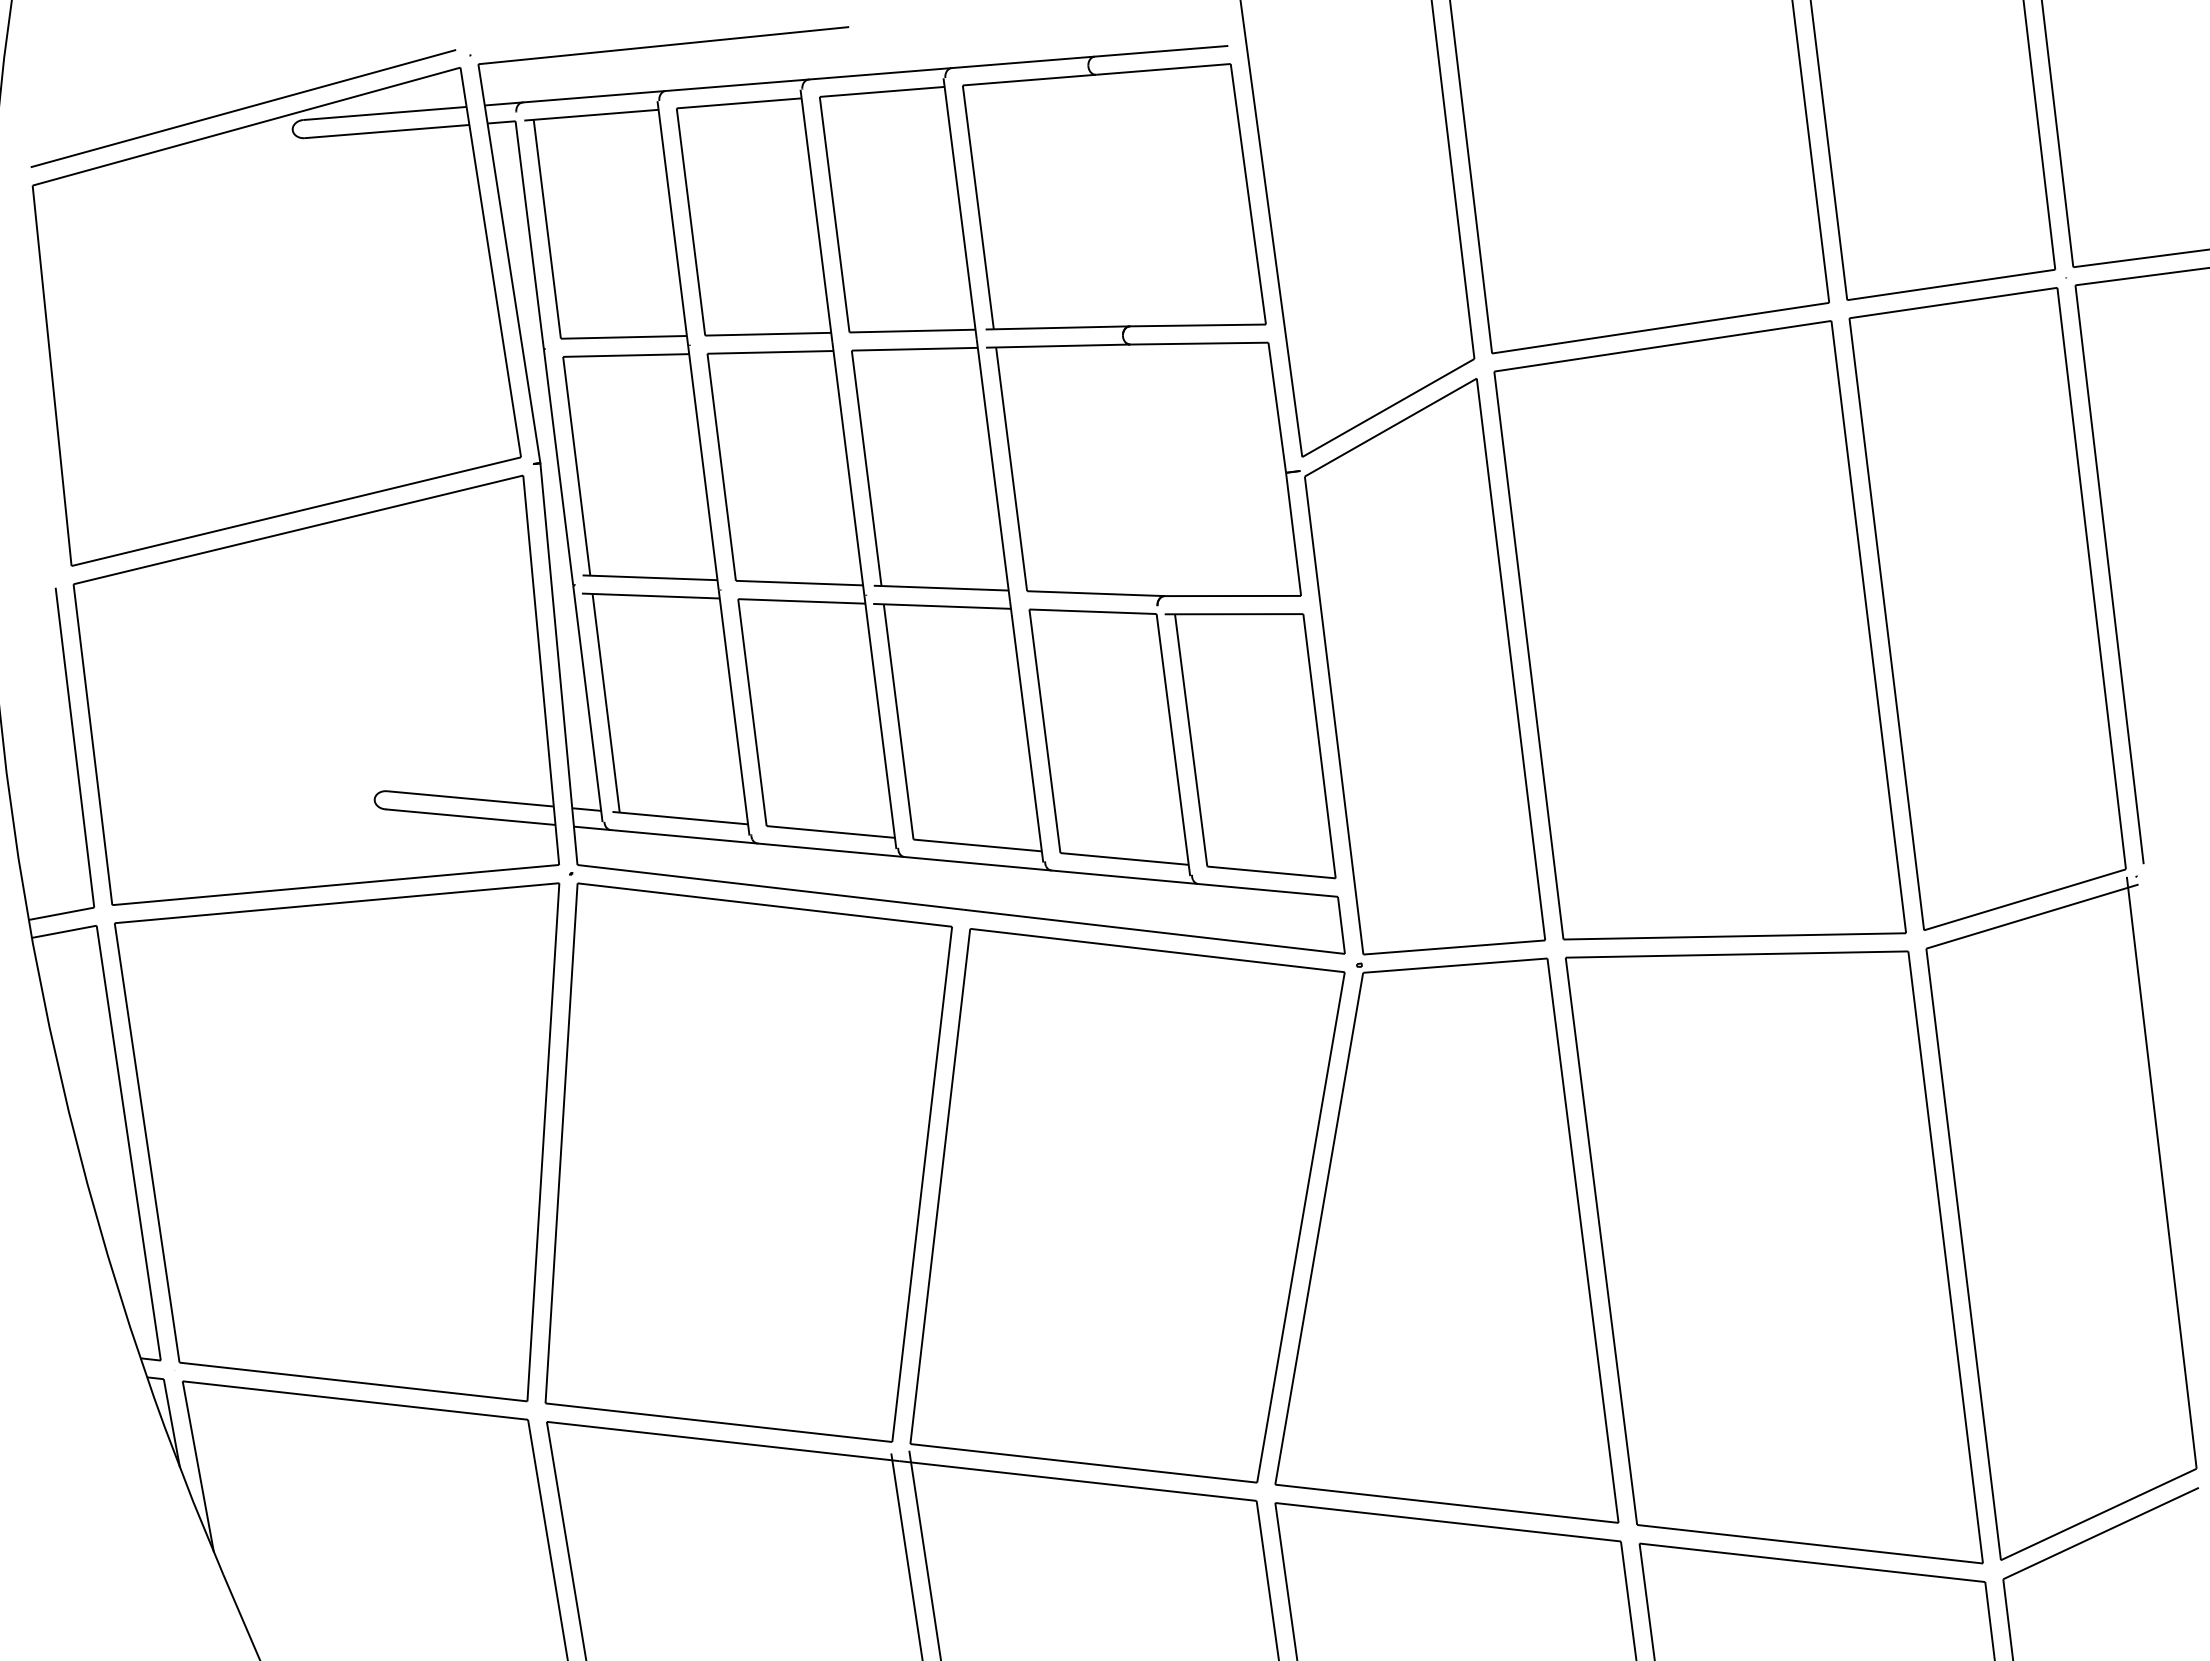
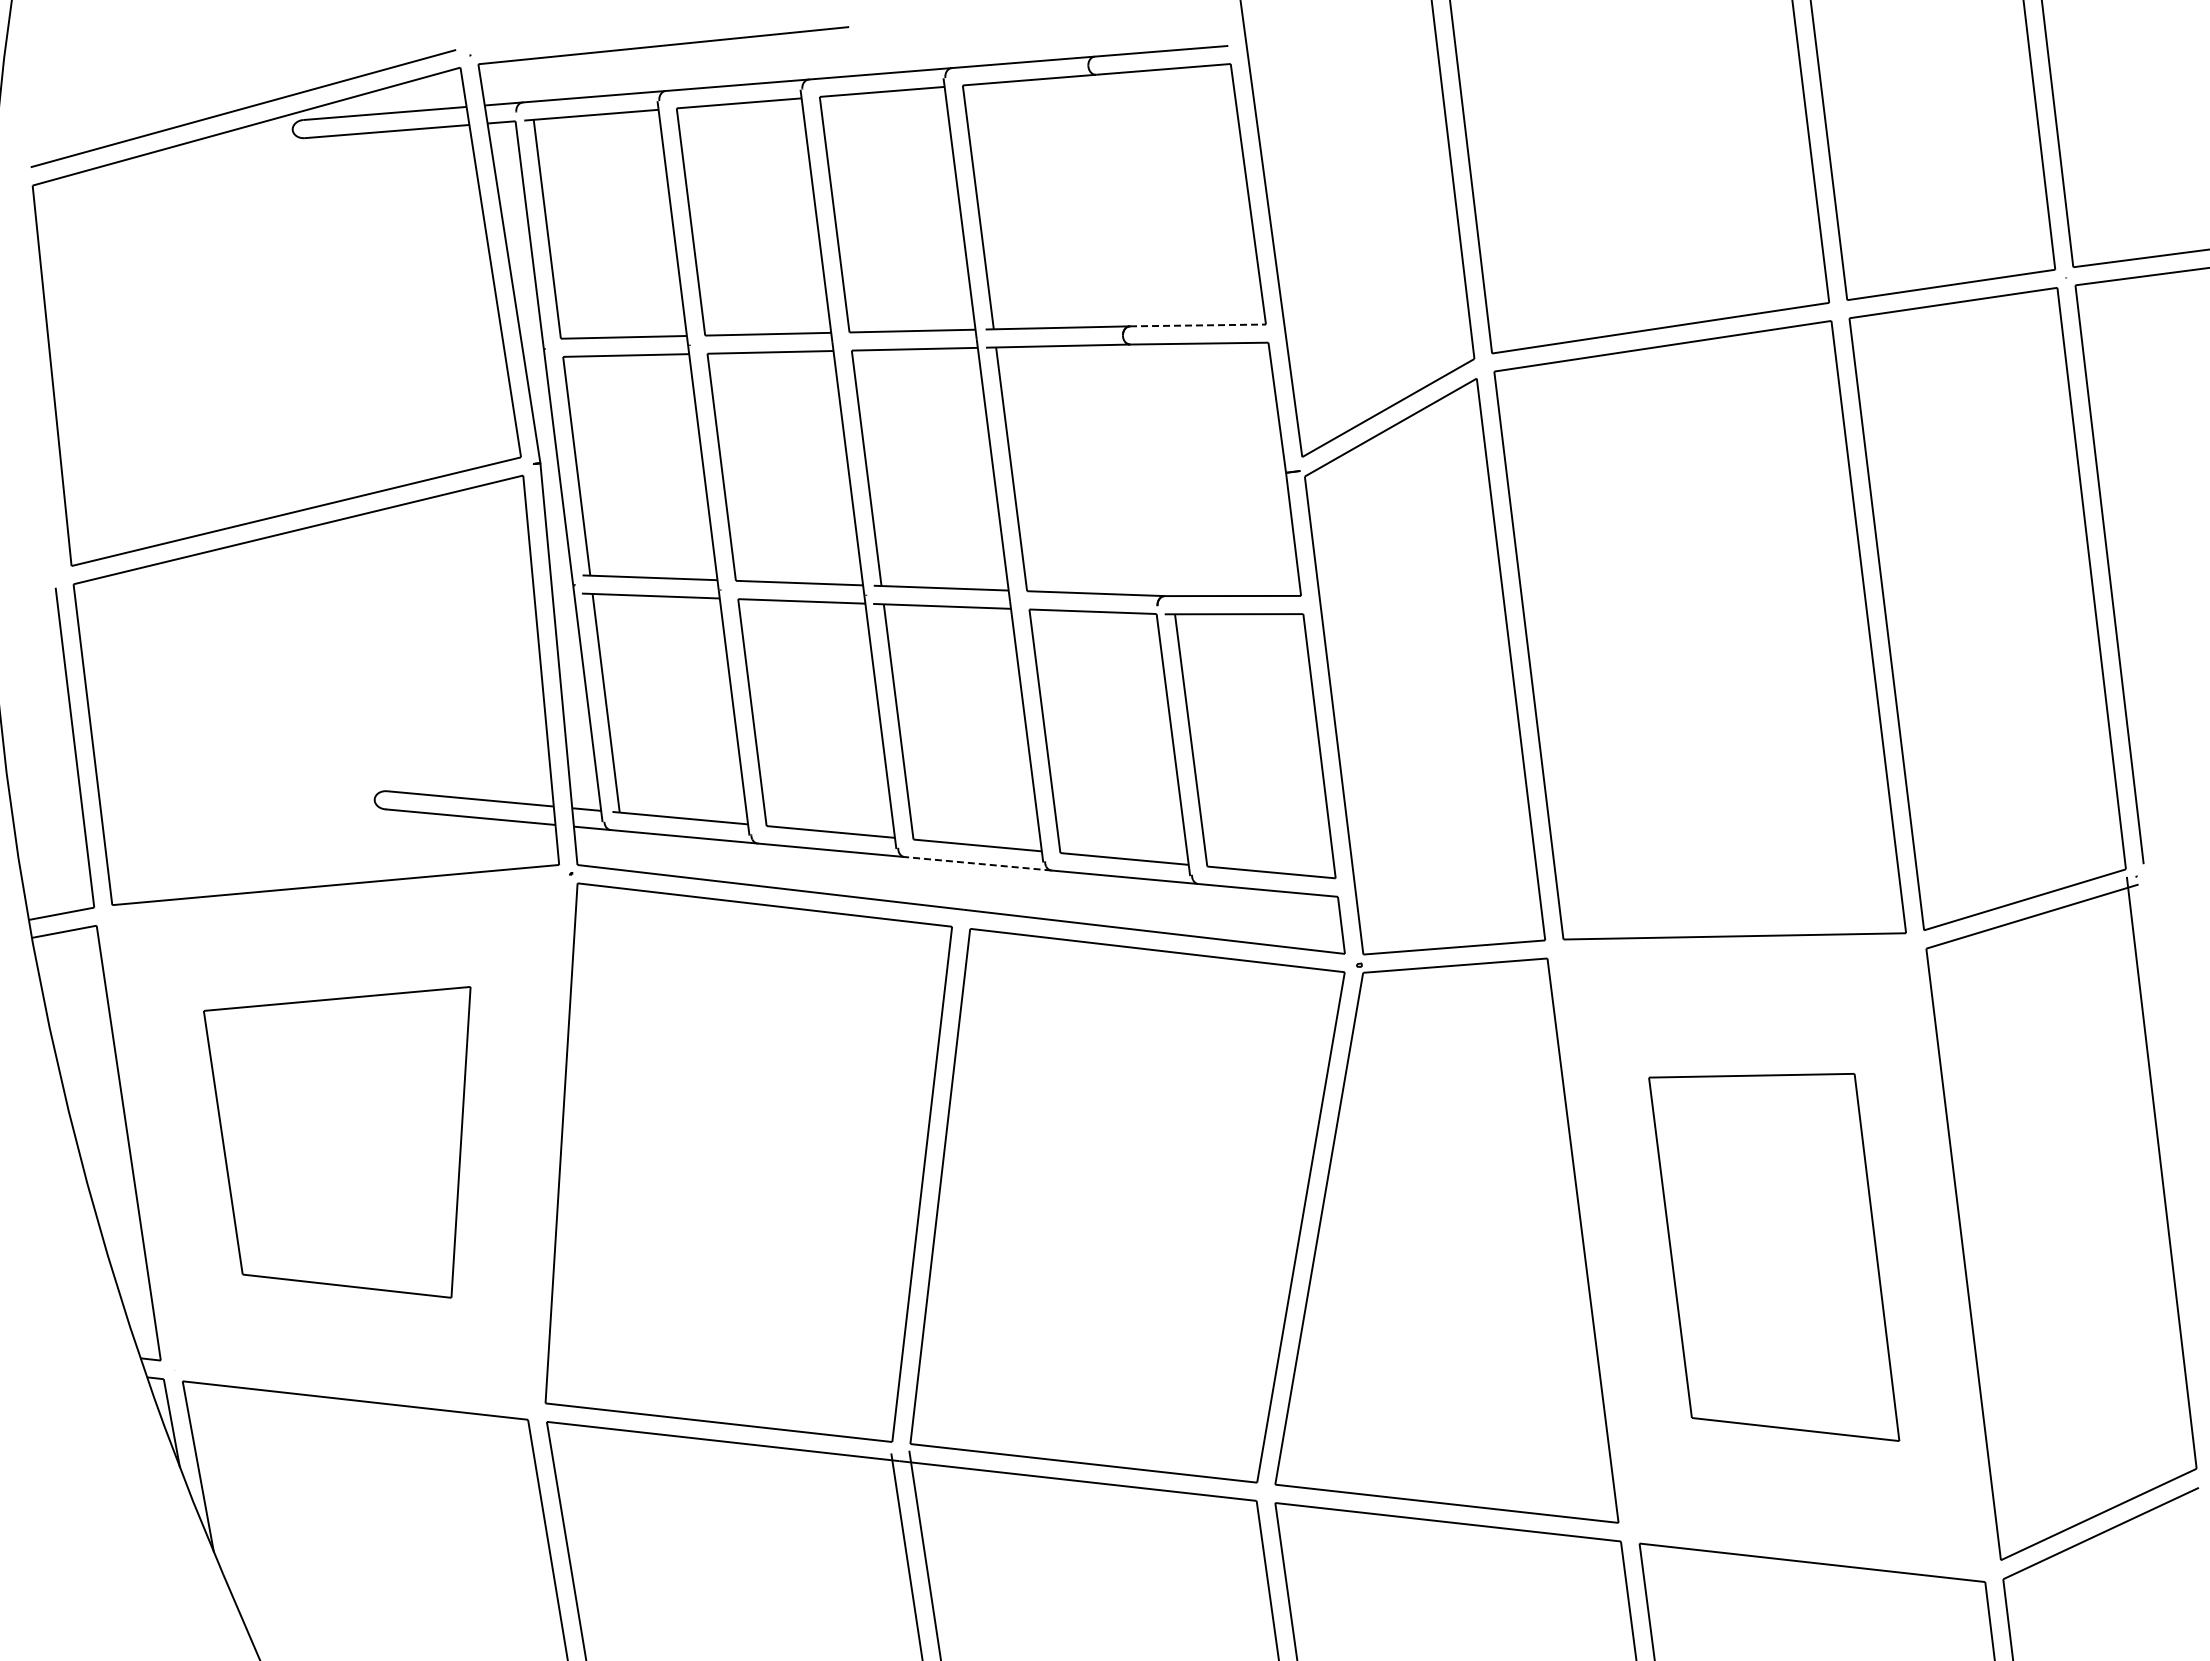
line: solid -> dashed (1198, 325)
line: solid -> dashed (978, 863)
part size: 447x521 px -> 269x313 px (337, 1142)
part size: 420x615 px -> 253x369 px (1774, 1257)
